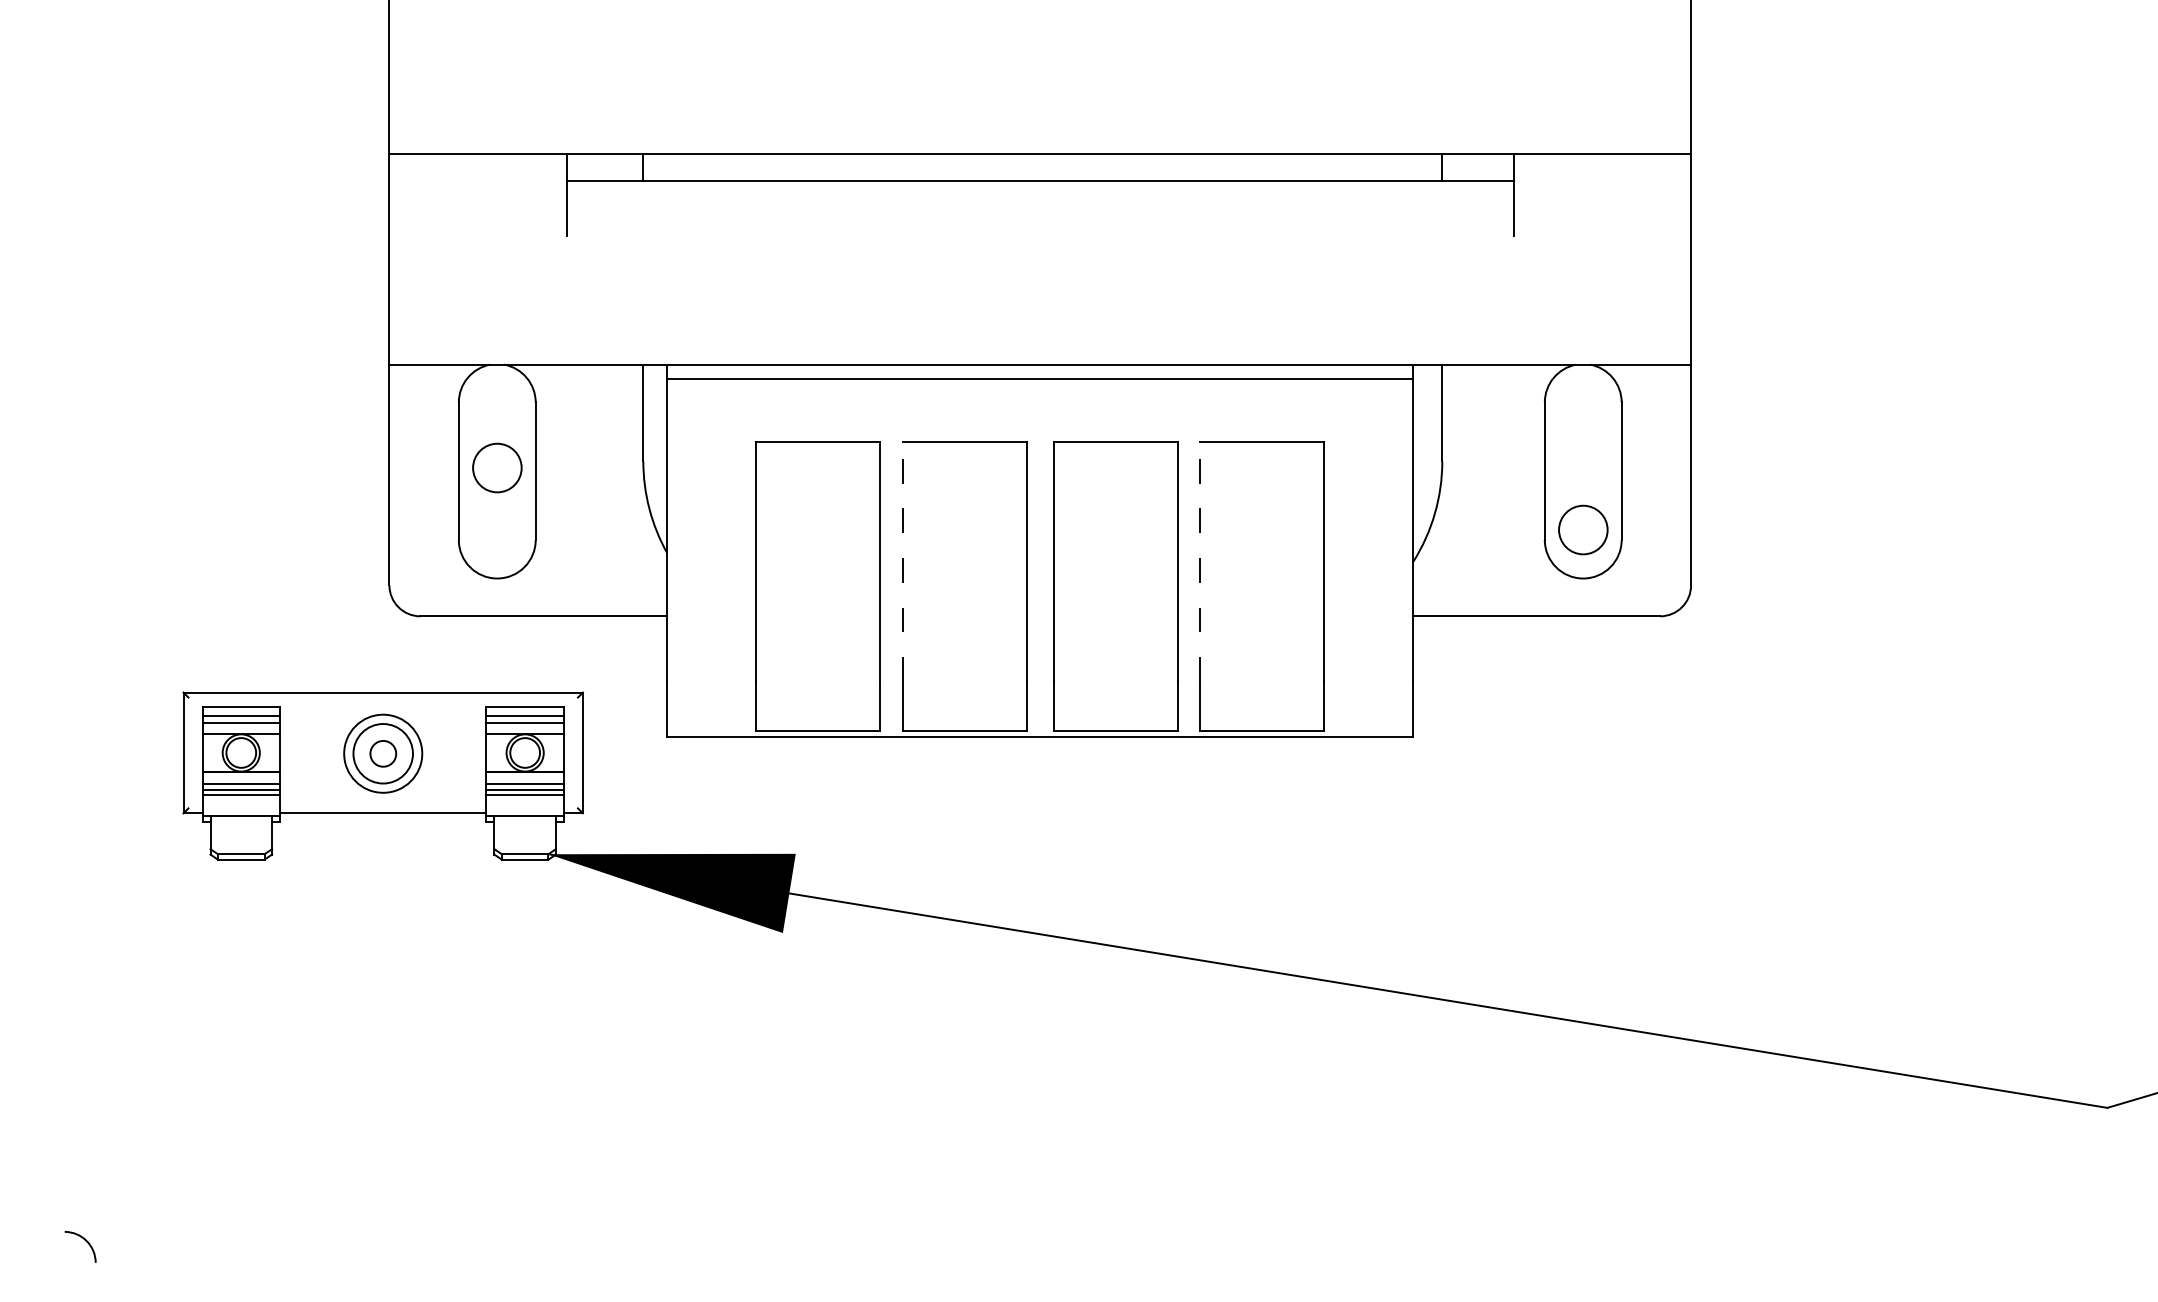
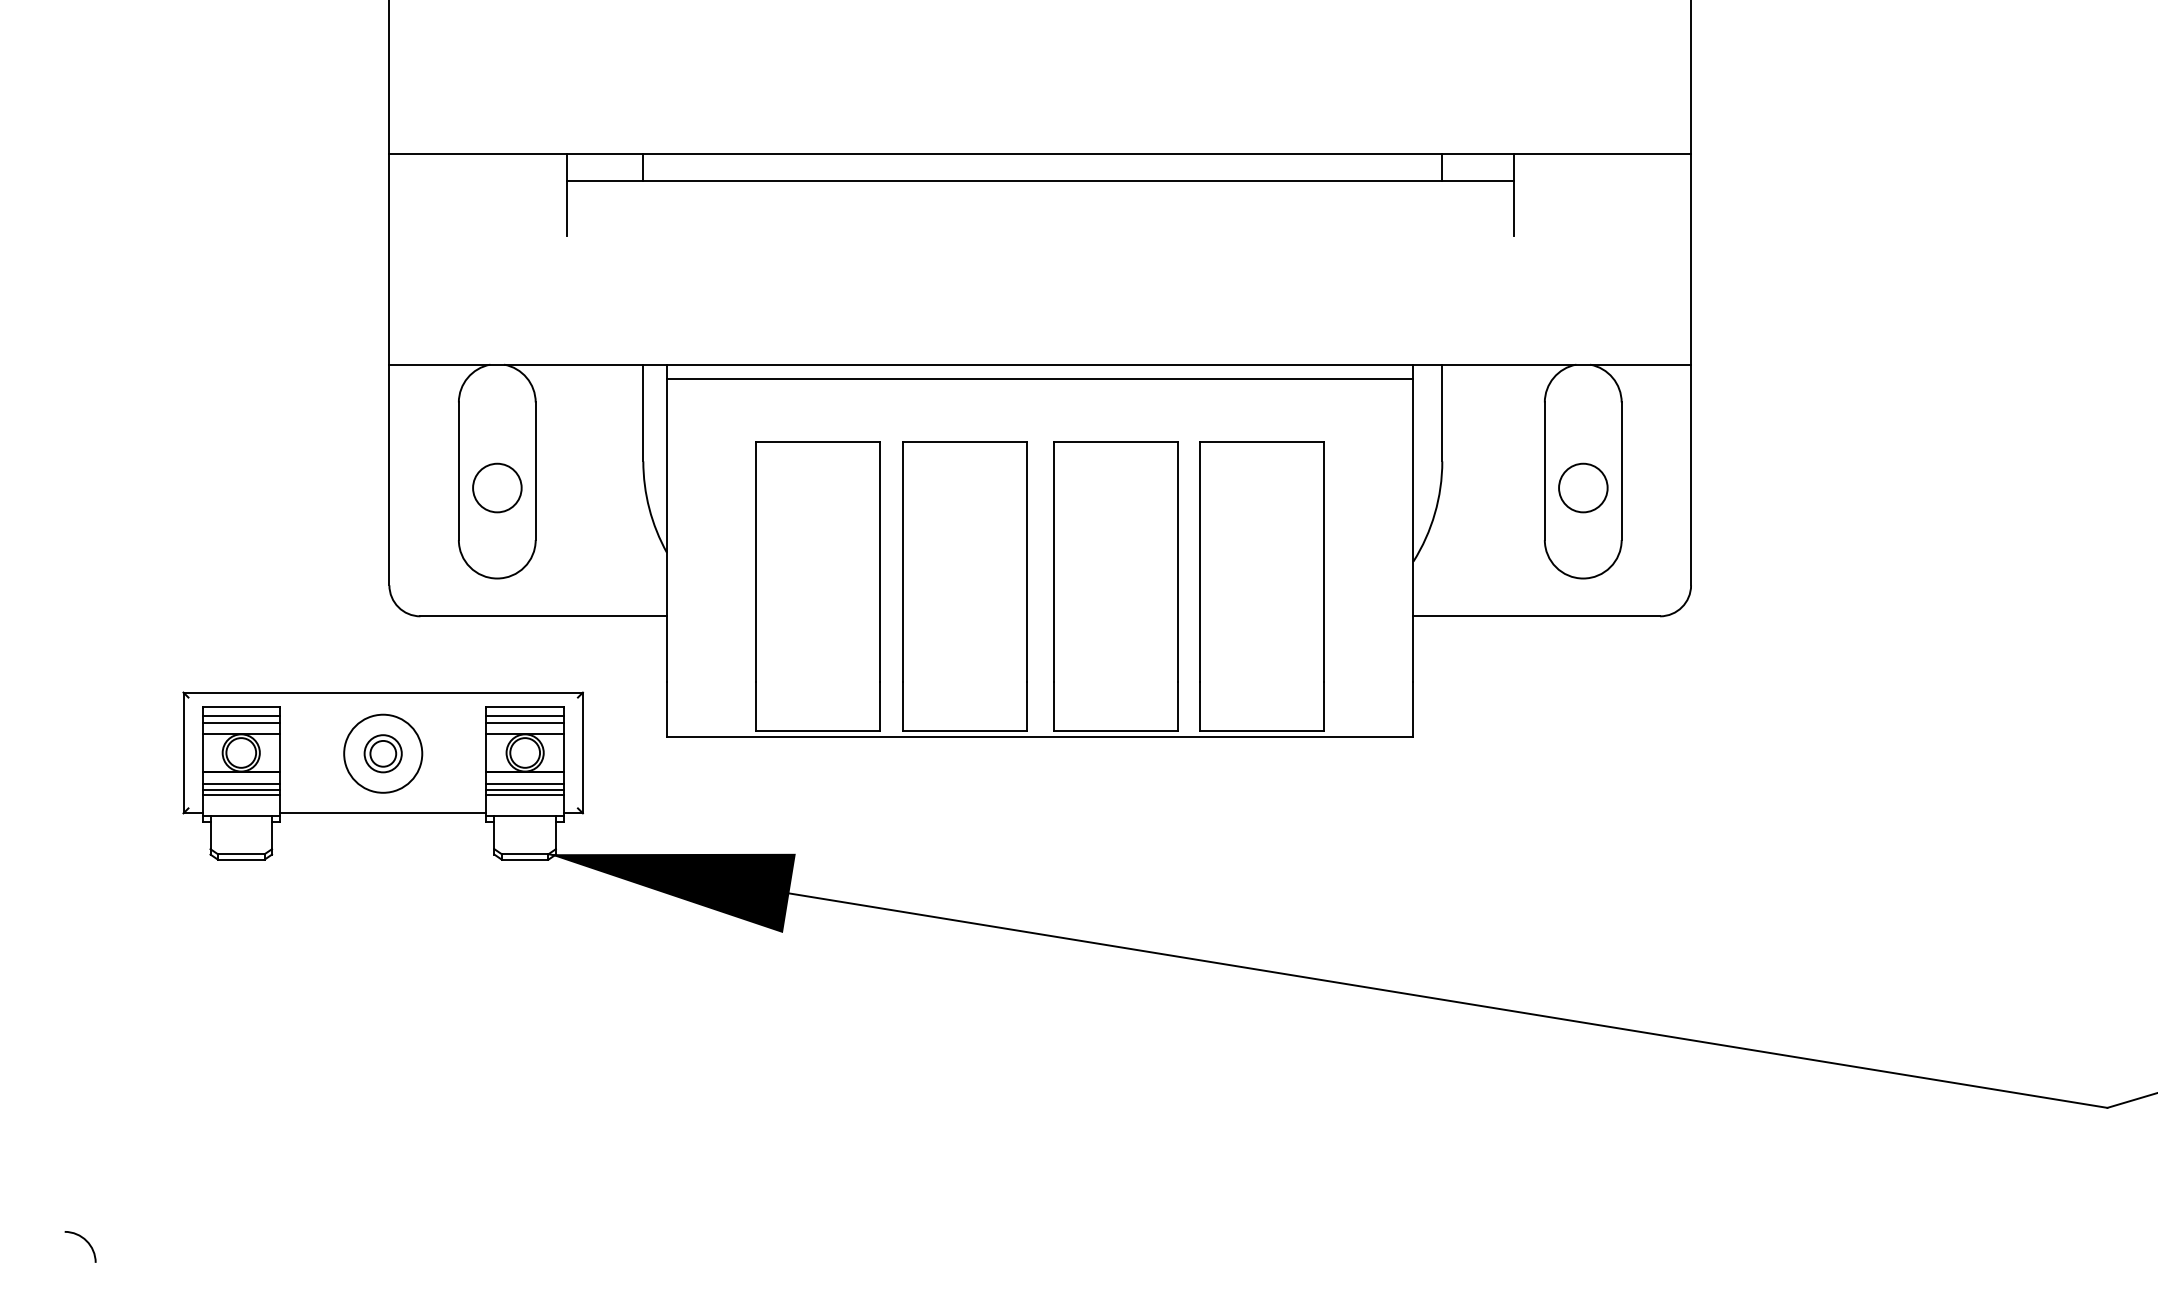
circle position: (497, 467) -> (497, 487) (497, 487)
circle position: (1583, 529) -> (1583, 487) (1583, 487)
line: dashed -> solid (902, 561)
line: dashed -> solid (1200, 561)
circle diameter: 60 px -> 37 px (382, 753)
